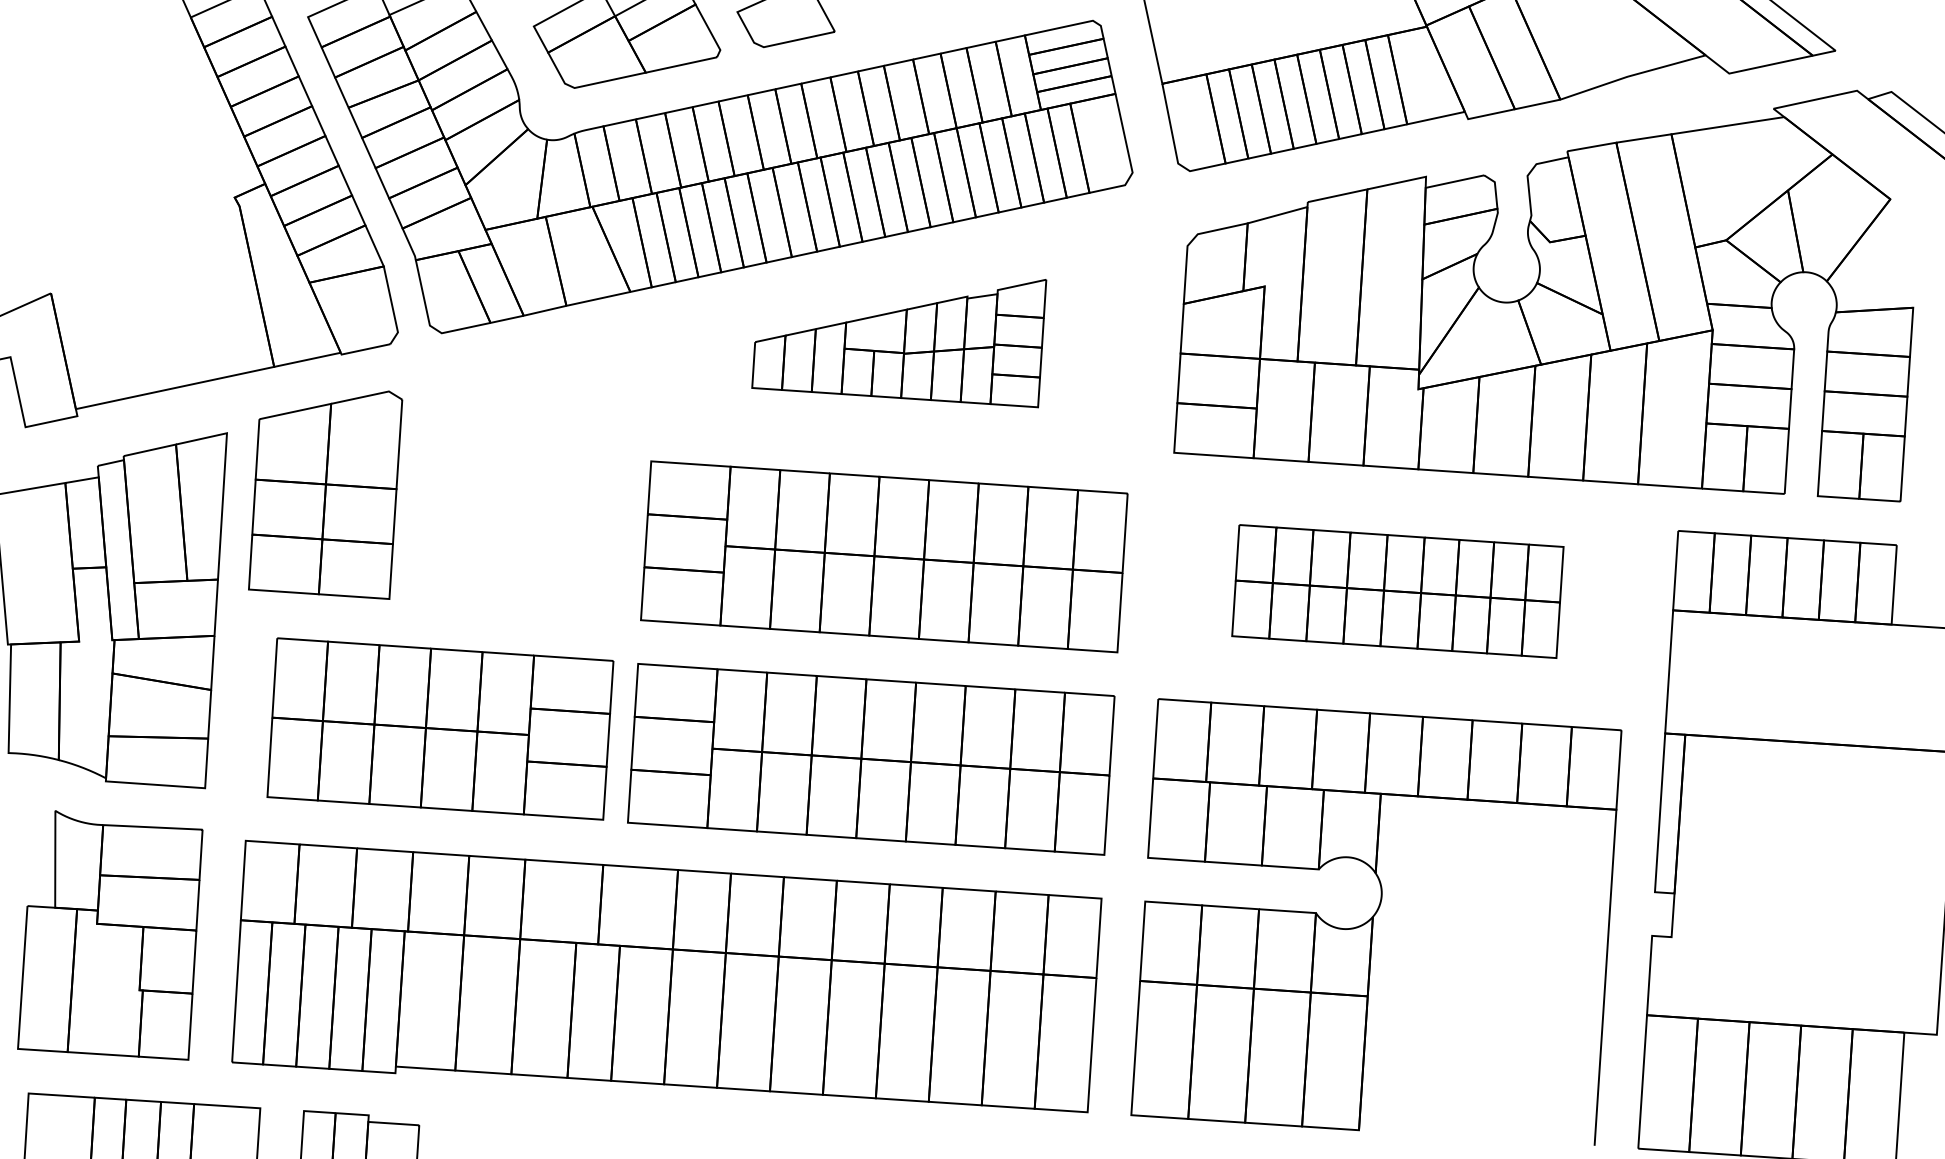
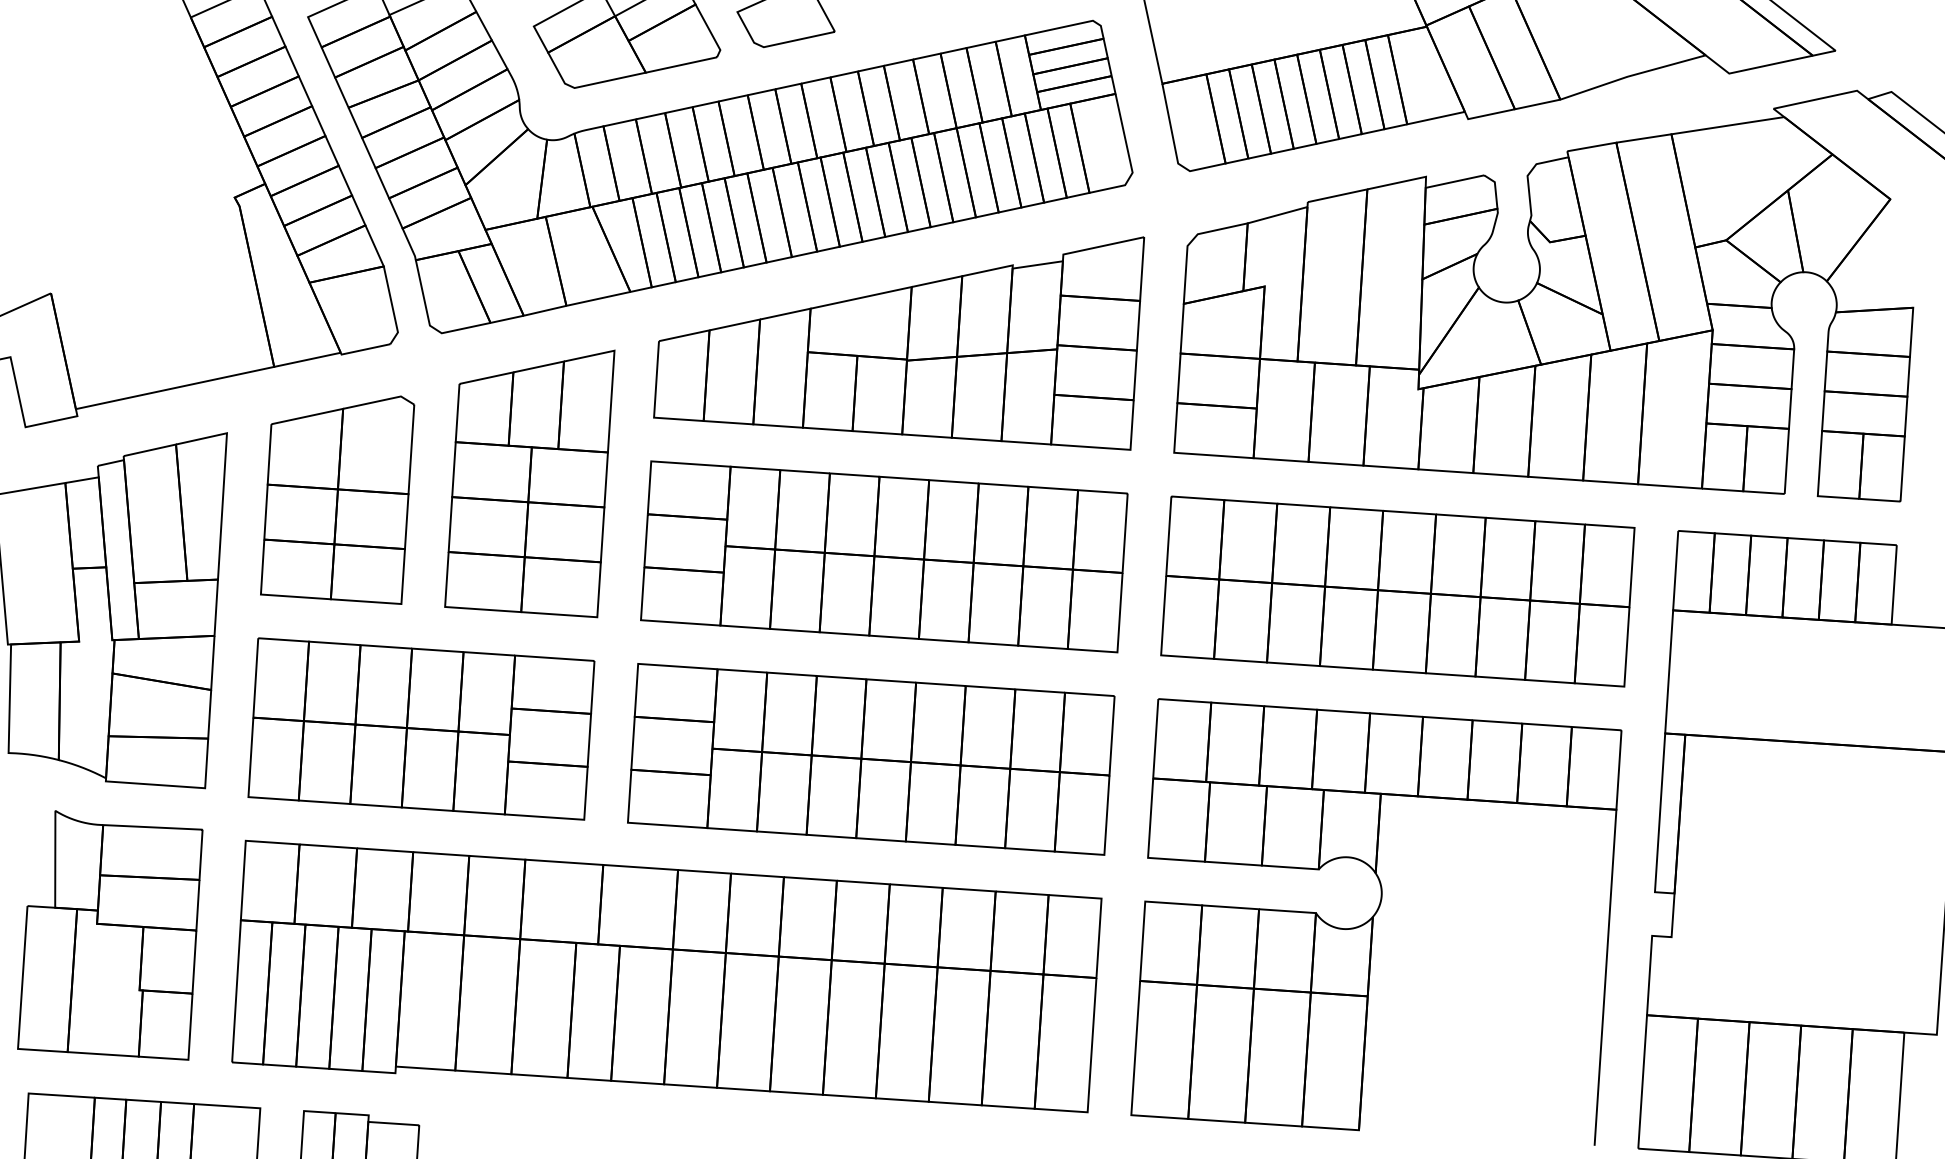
part size: 297x130 px -> 493x215 px (899, 343)
part: none -> present (529, 483)
part position: (325, 494) -> (337, 499) (337, 499)
part size: 334x135 px -> 476x193 px (1397, 591)
part position: (440, 728) -> (421, 728) (421, 728)
